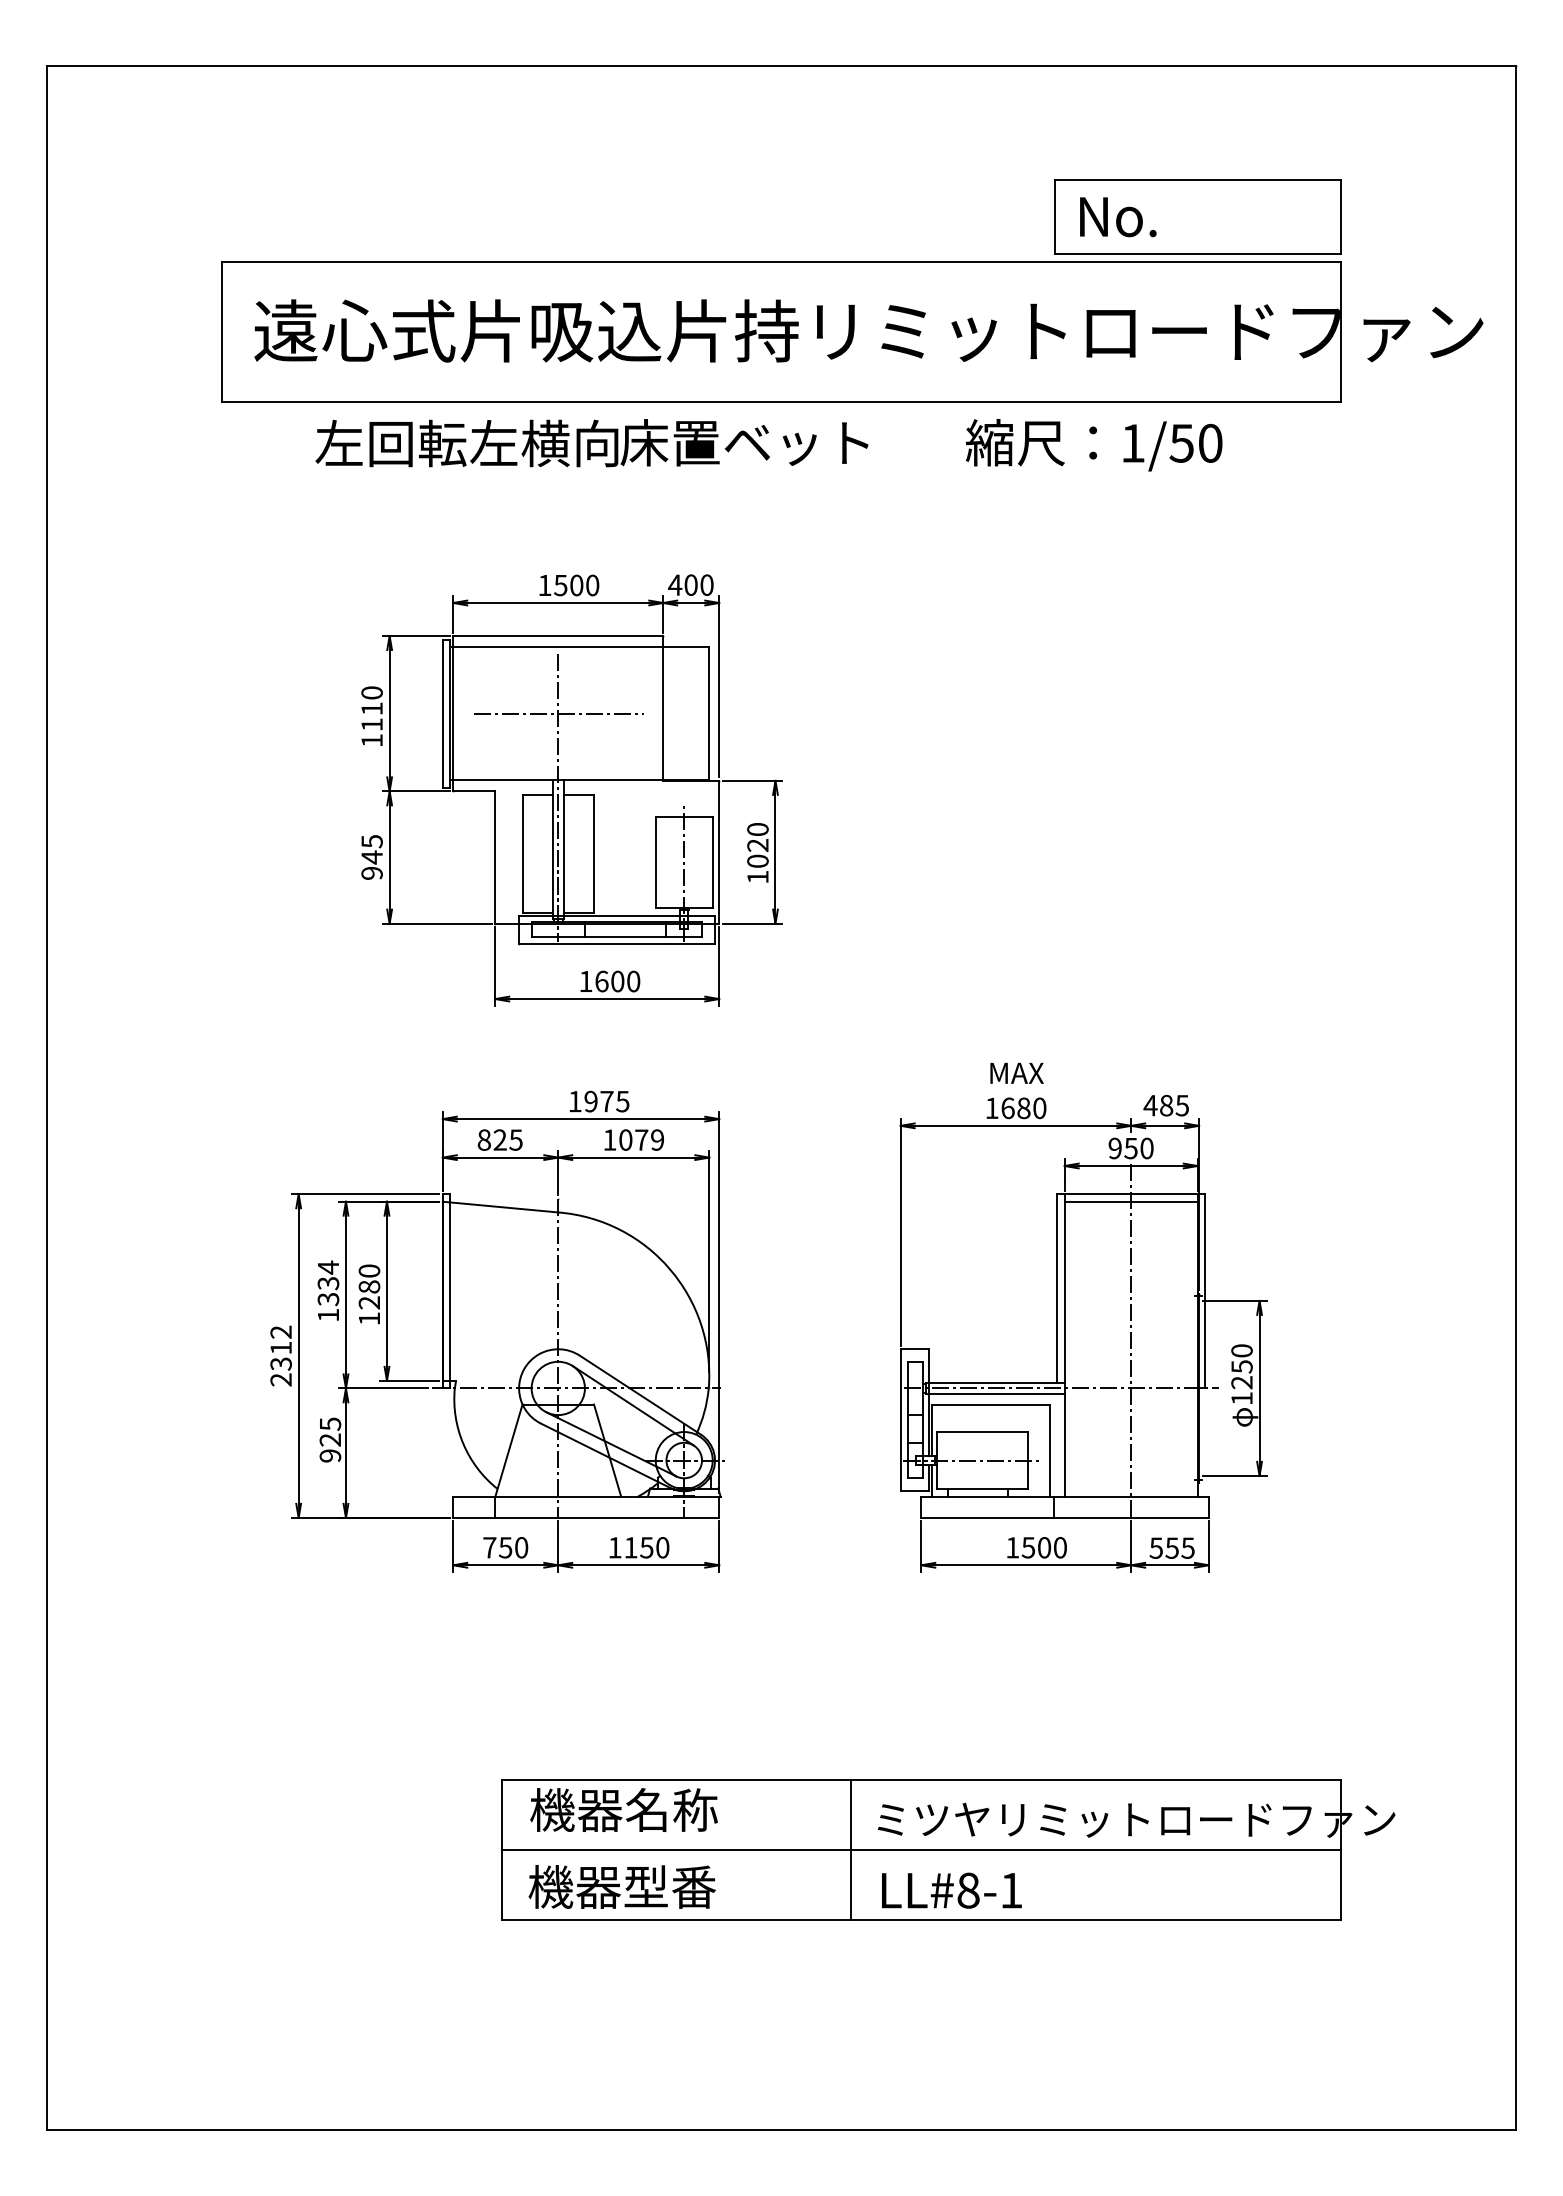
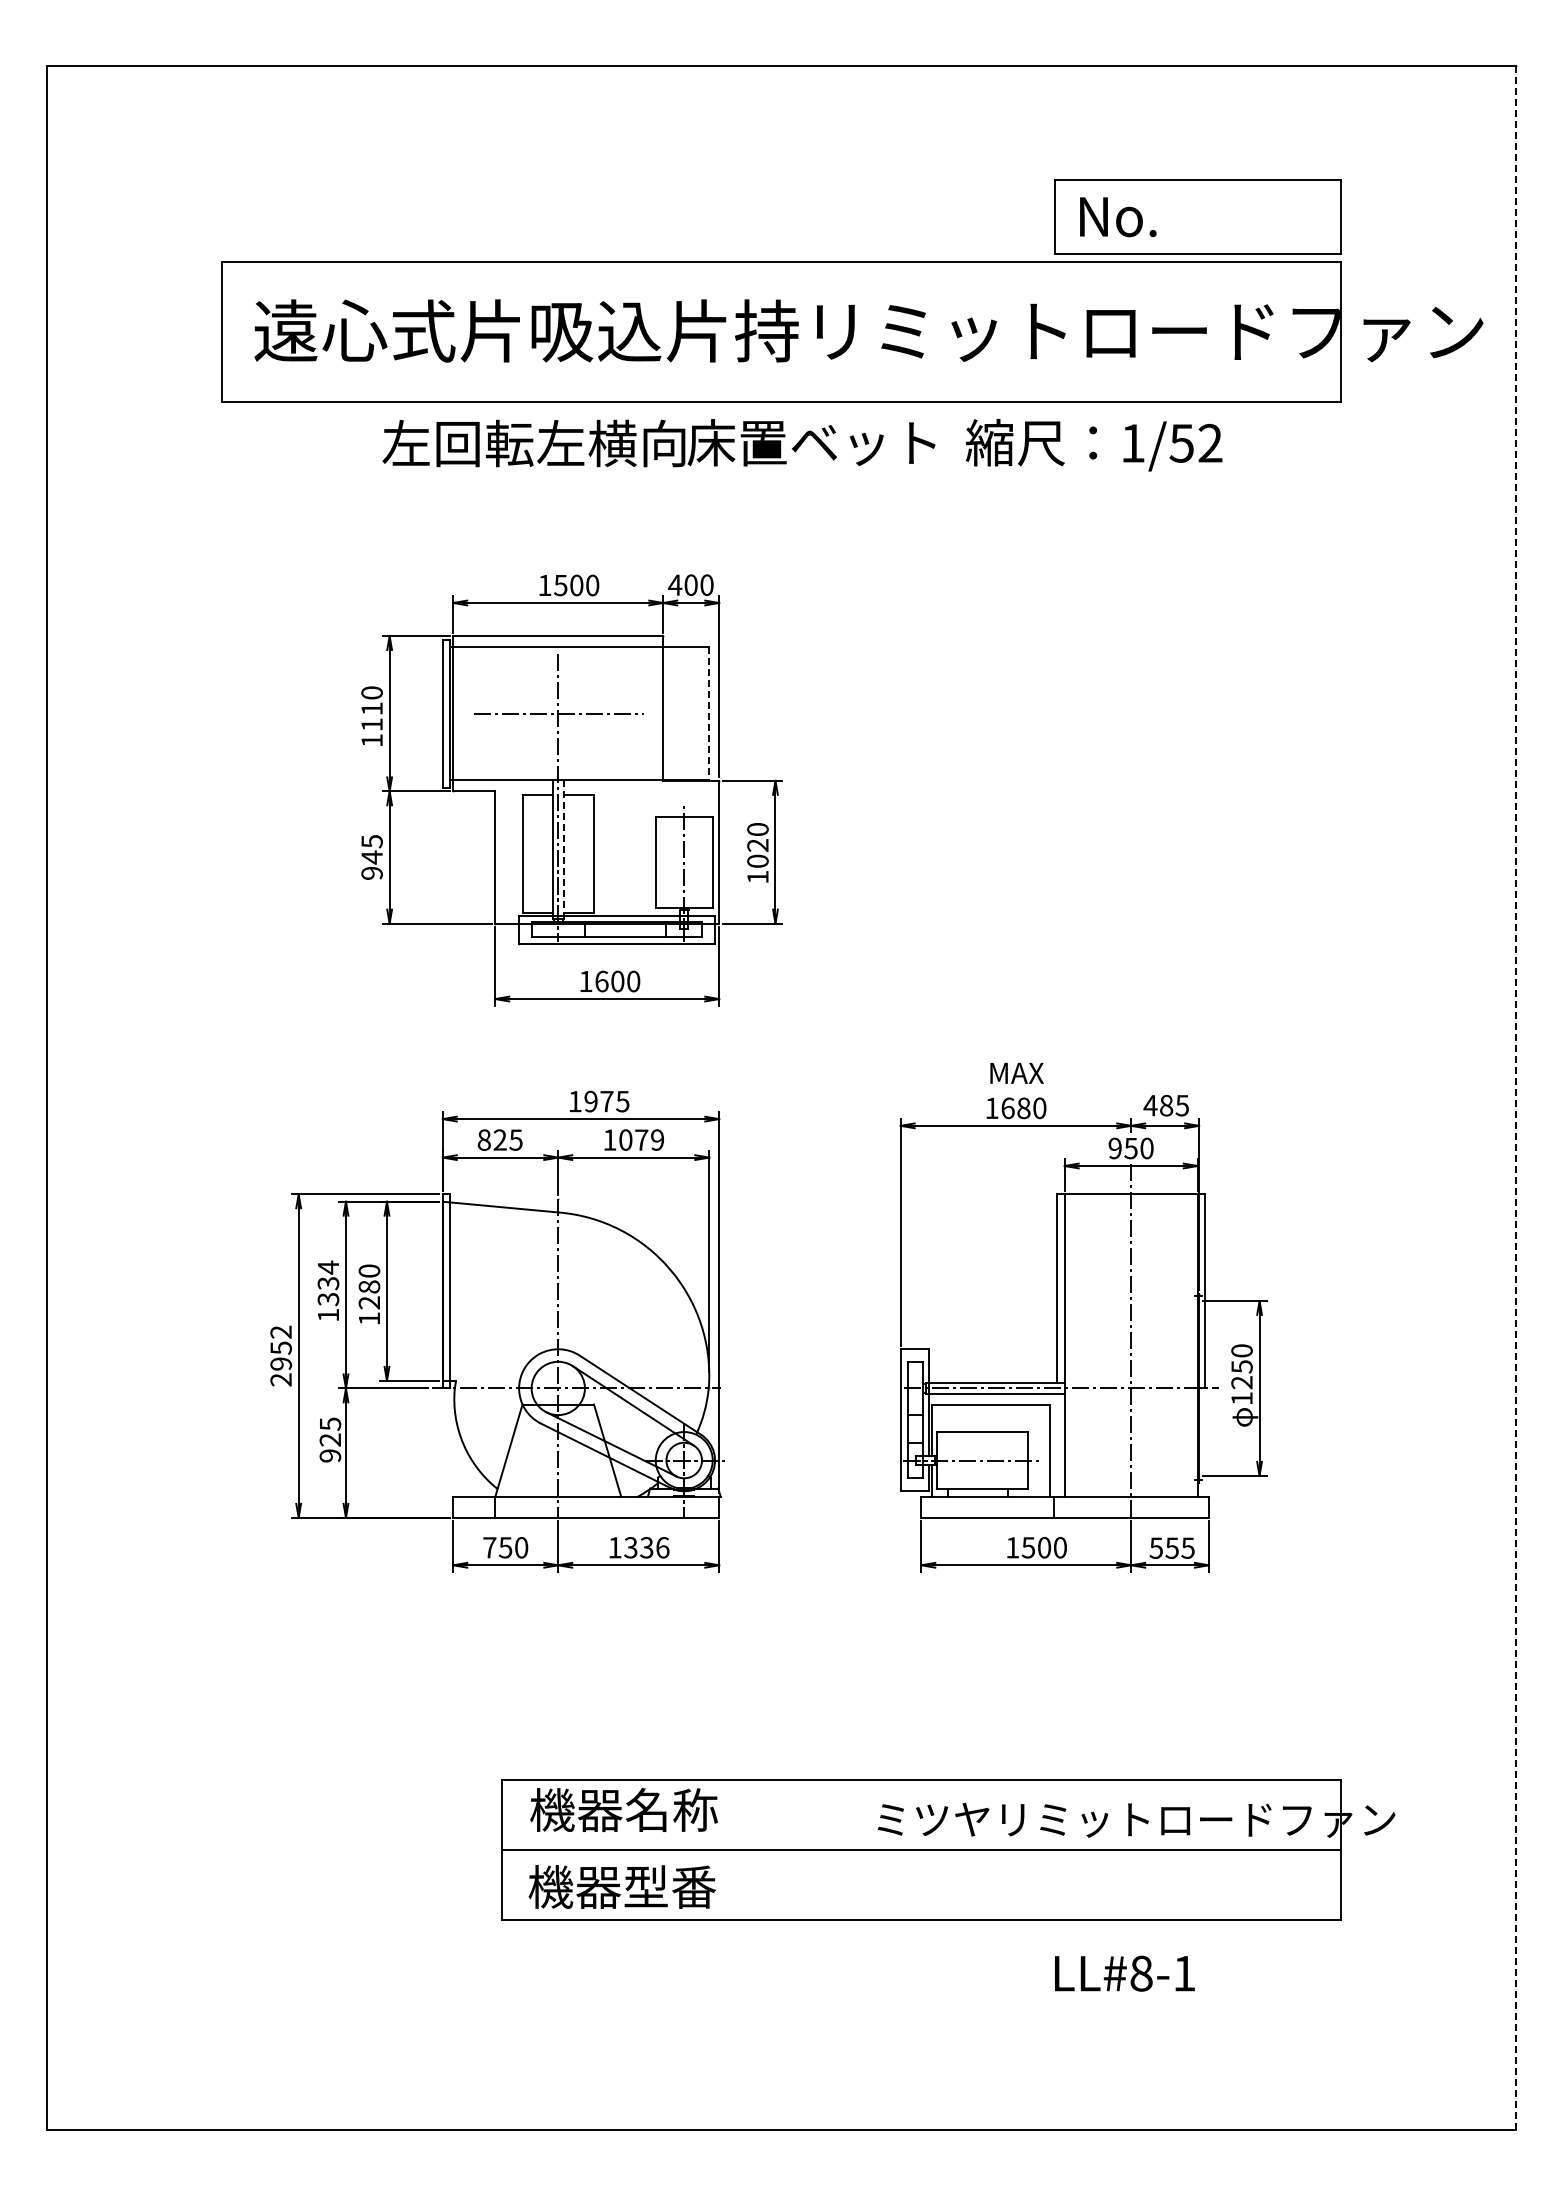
text position: (591, 443) -> (658, 443) (658, 443)
text: 1/50 -> 1/52 (1210, 443)
line: solid -> dashed (709, 714)
line: solid -> dashed (563, 848)
line: solid -> dashed (1516, 1098)
line: present -> none (1130, 1201)
text: 2312 -> 2952 (280, 1355)
text: 1150 -> 1336 (646, 1547)
line: present -> none (851, 1850)
text position: (951, 1890) -> (1124, 1973) (1124, 1973)
